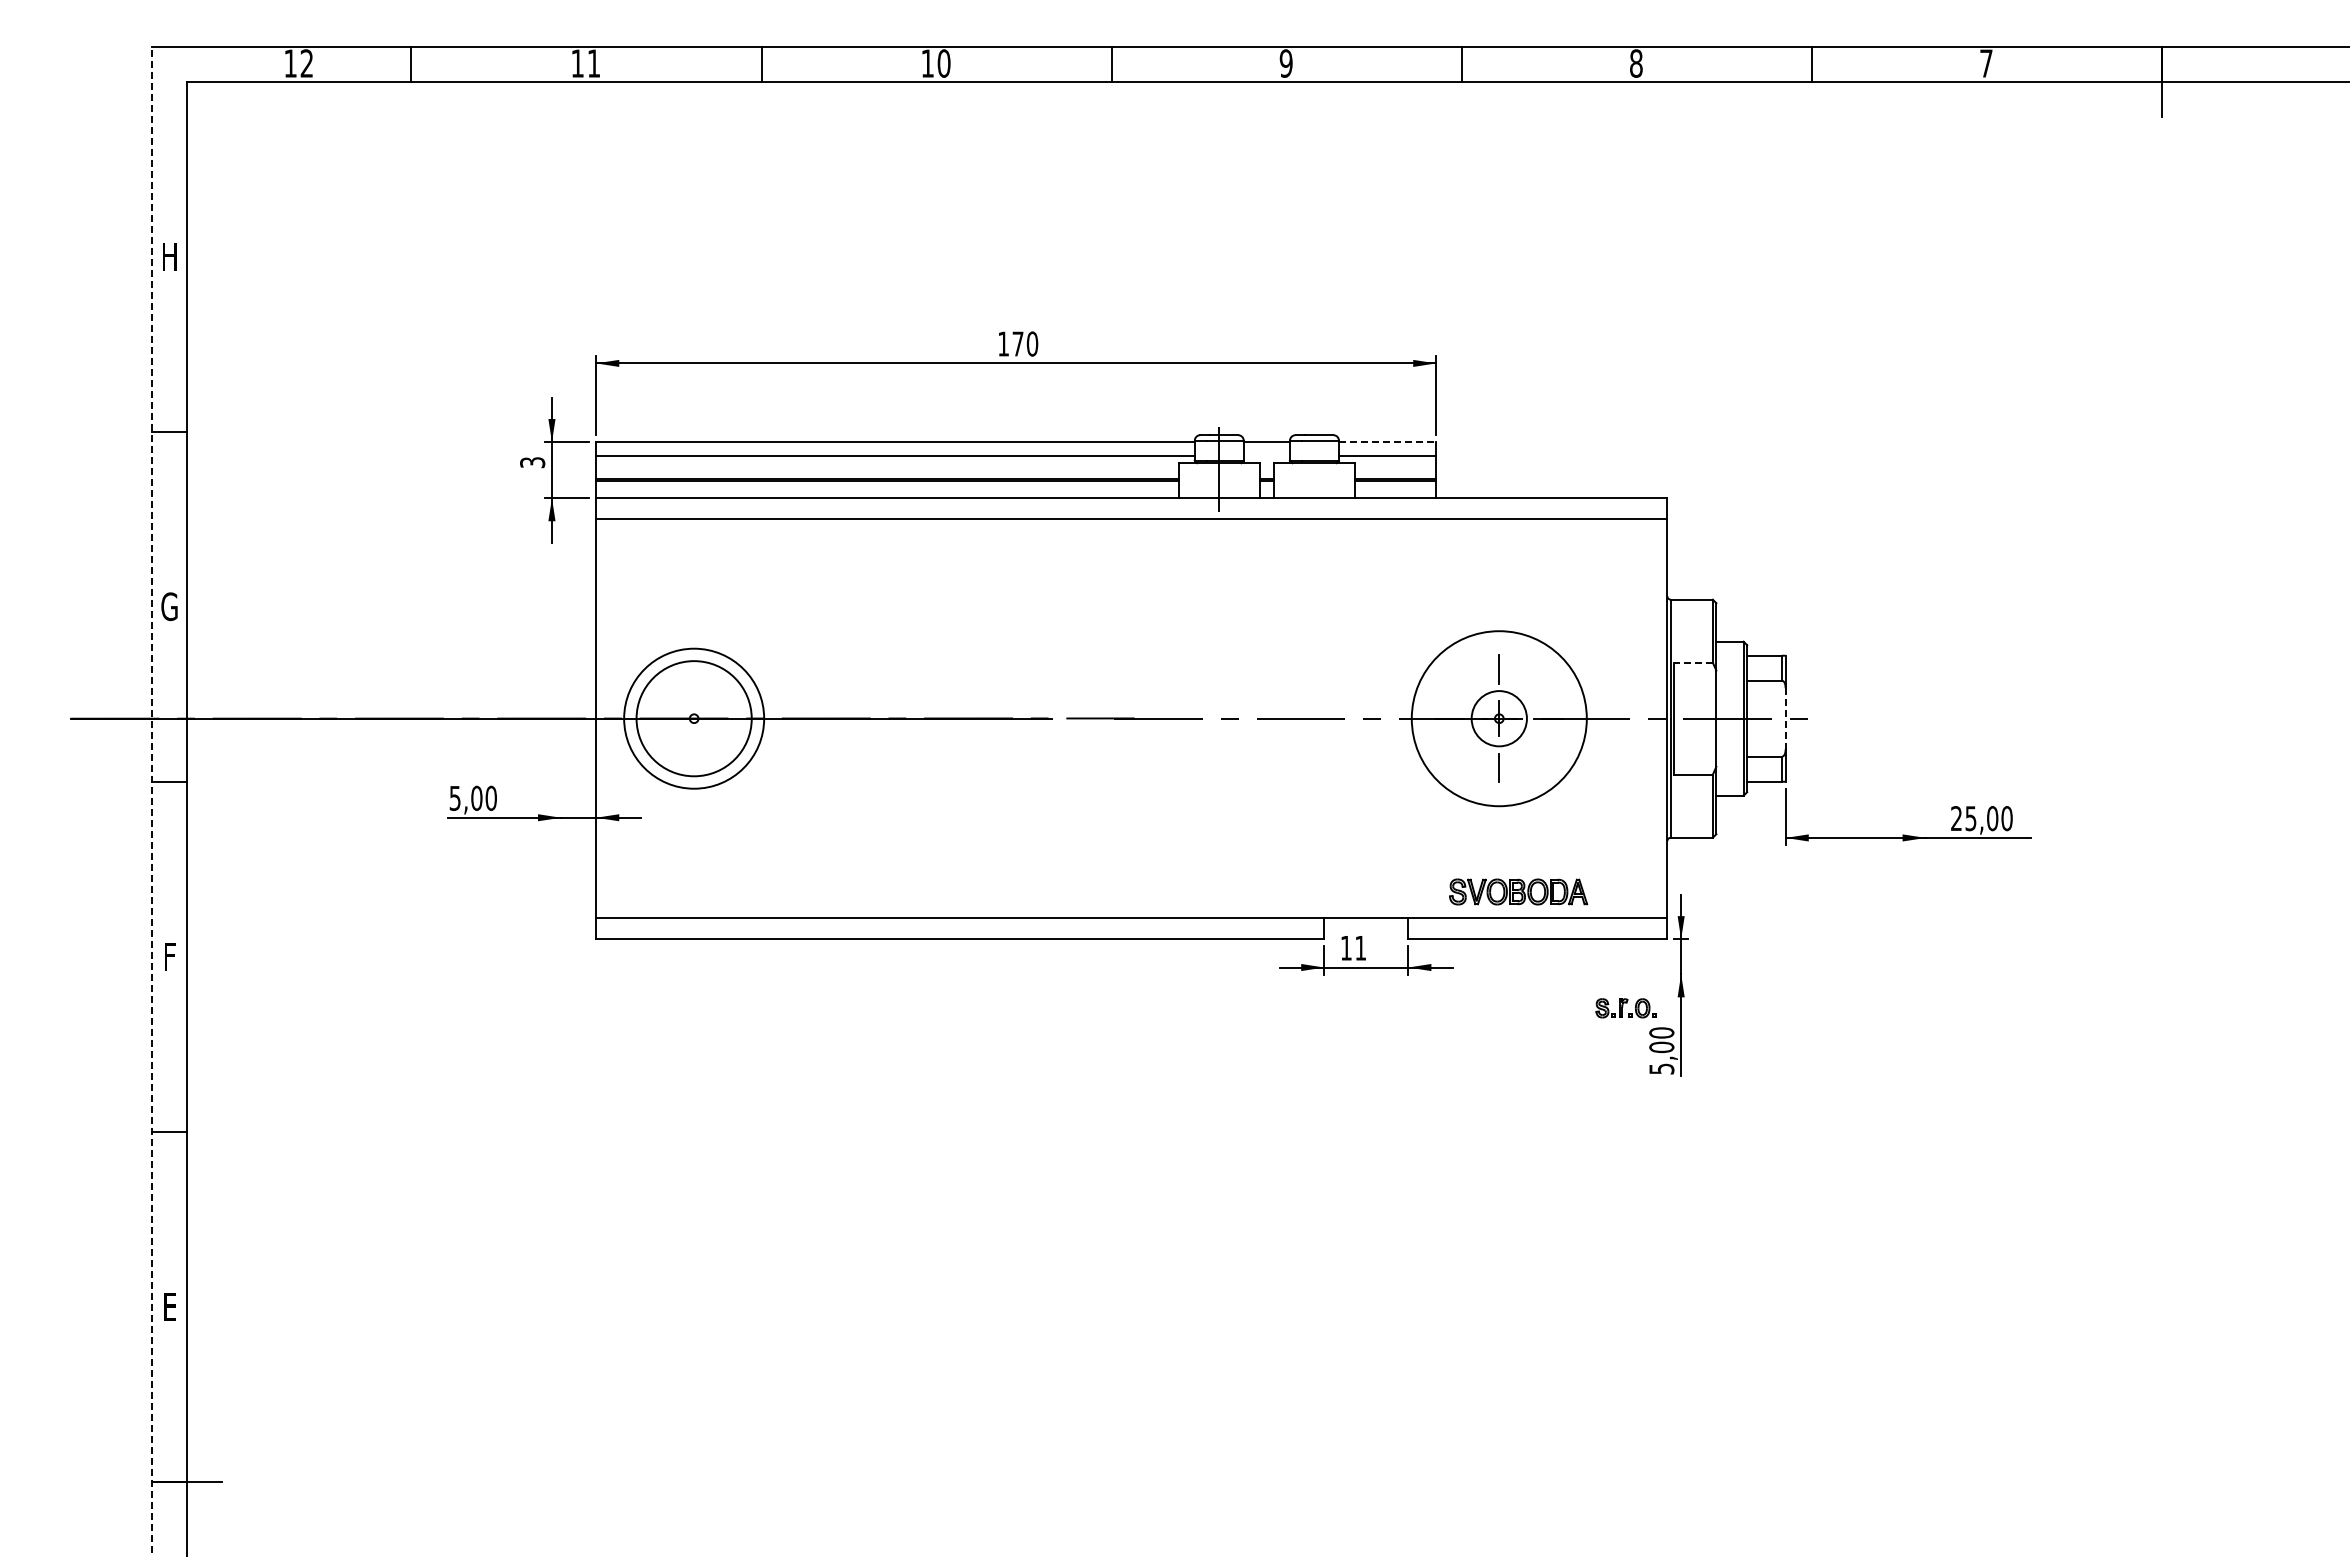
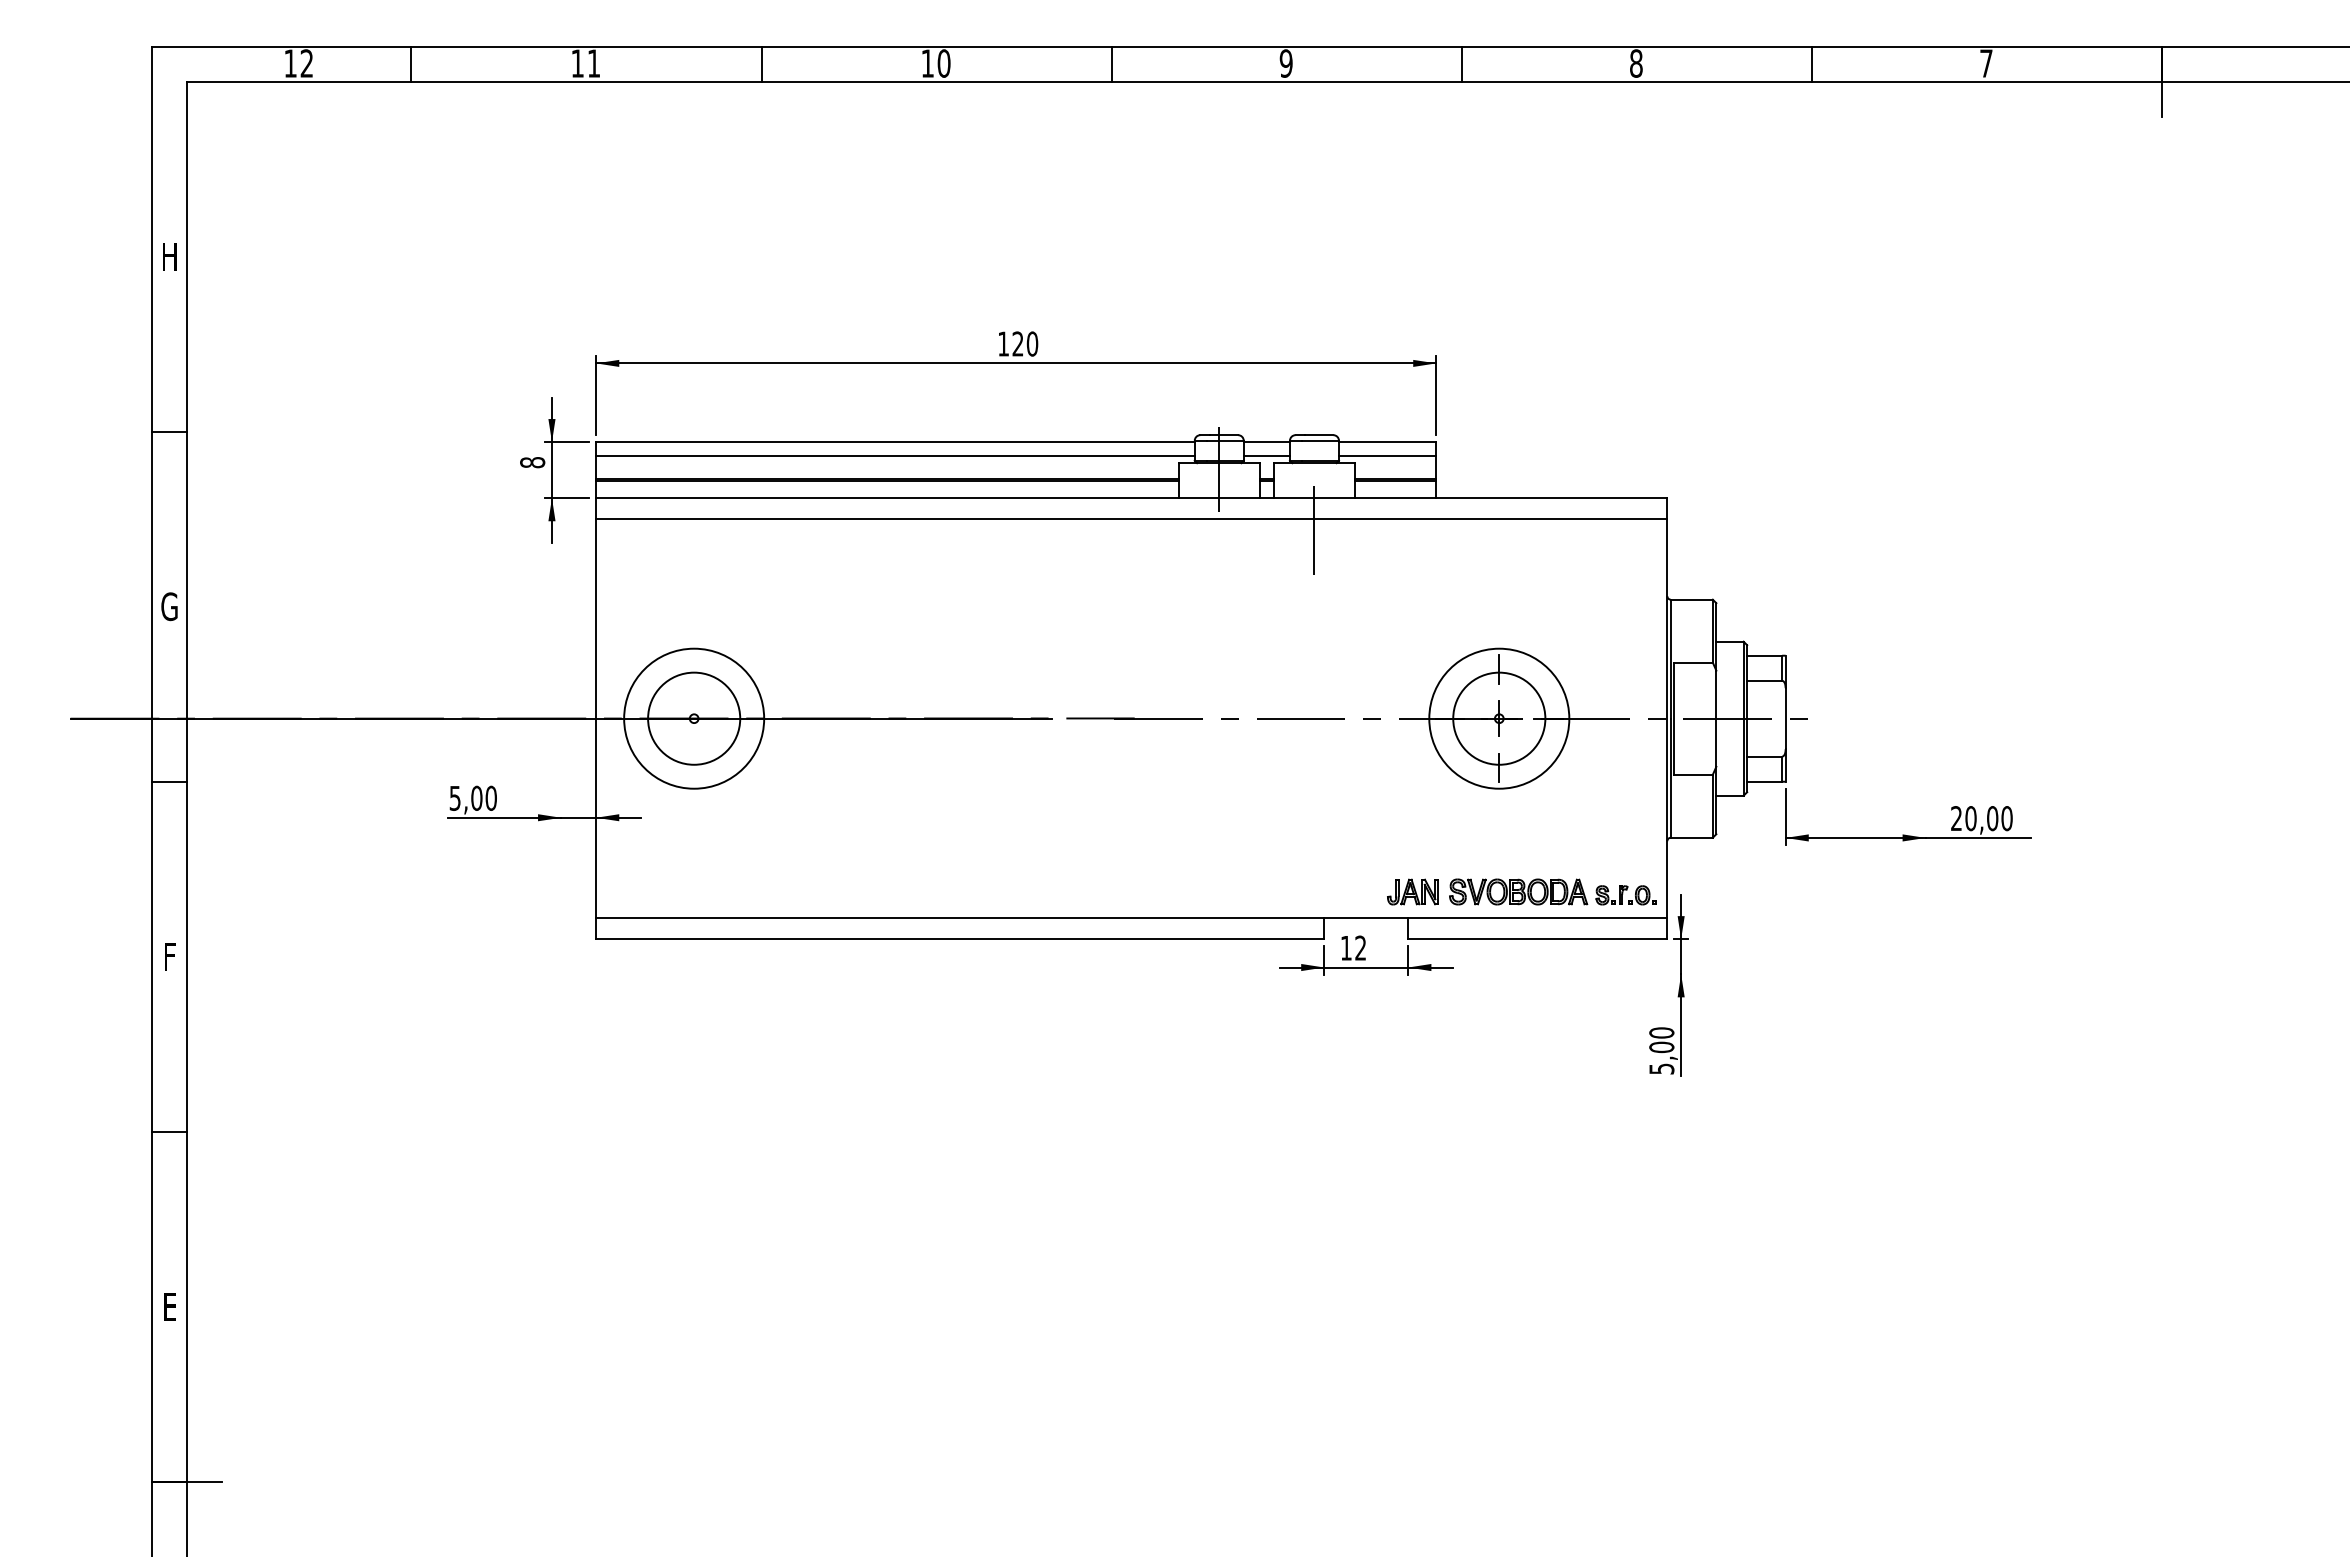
text: 170 -> 120 (1017, 343)
line: dashed -> solid (1387, 442)
line: none -> present (1266, 456)
text: 3 -> 8 (532, 462)
line: none -> present (1314, 530)
line: dashed -> solid (1693, 662)
circle diameter: 115 px -> 92 px (694, 718)
circle diameter: 175 px -> 140 px (1499, 718)
circle diameter: 55 px -> 92 px (1499, 718)
line: dashed -> solid (1785, 718)
line: dashed -> solid (152, 801)
text: 25,00 -> 20,00 (1970, 818)
part: none -> present (1412, 891)
text: 11 -> 12 (1360, 947)
part position: (1625, 1008) -> (1625, 895) (1625, 895)
